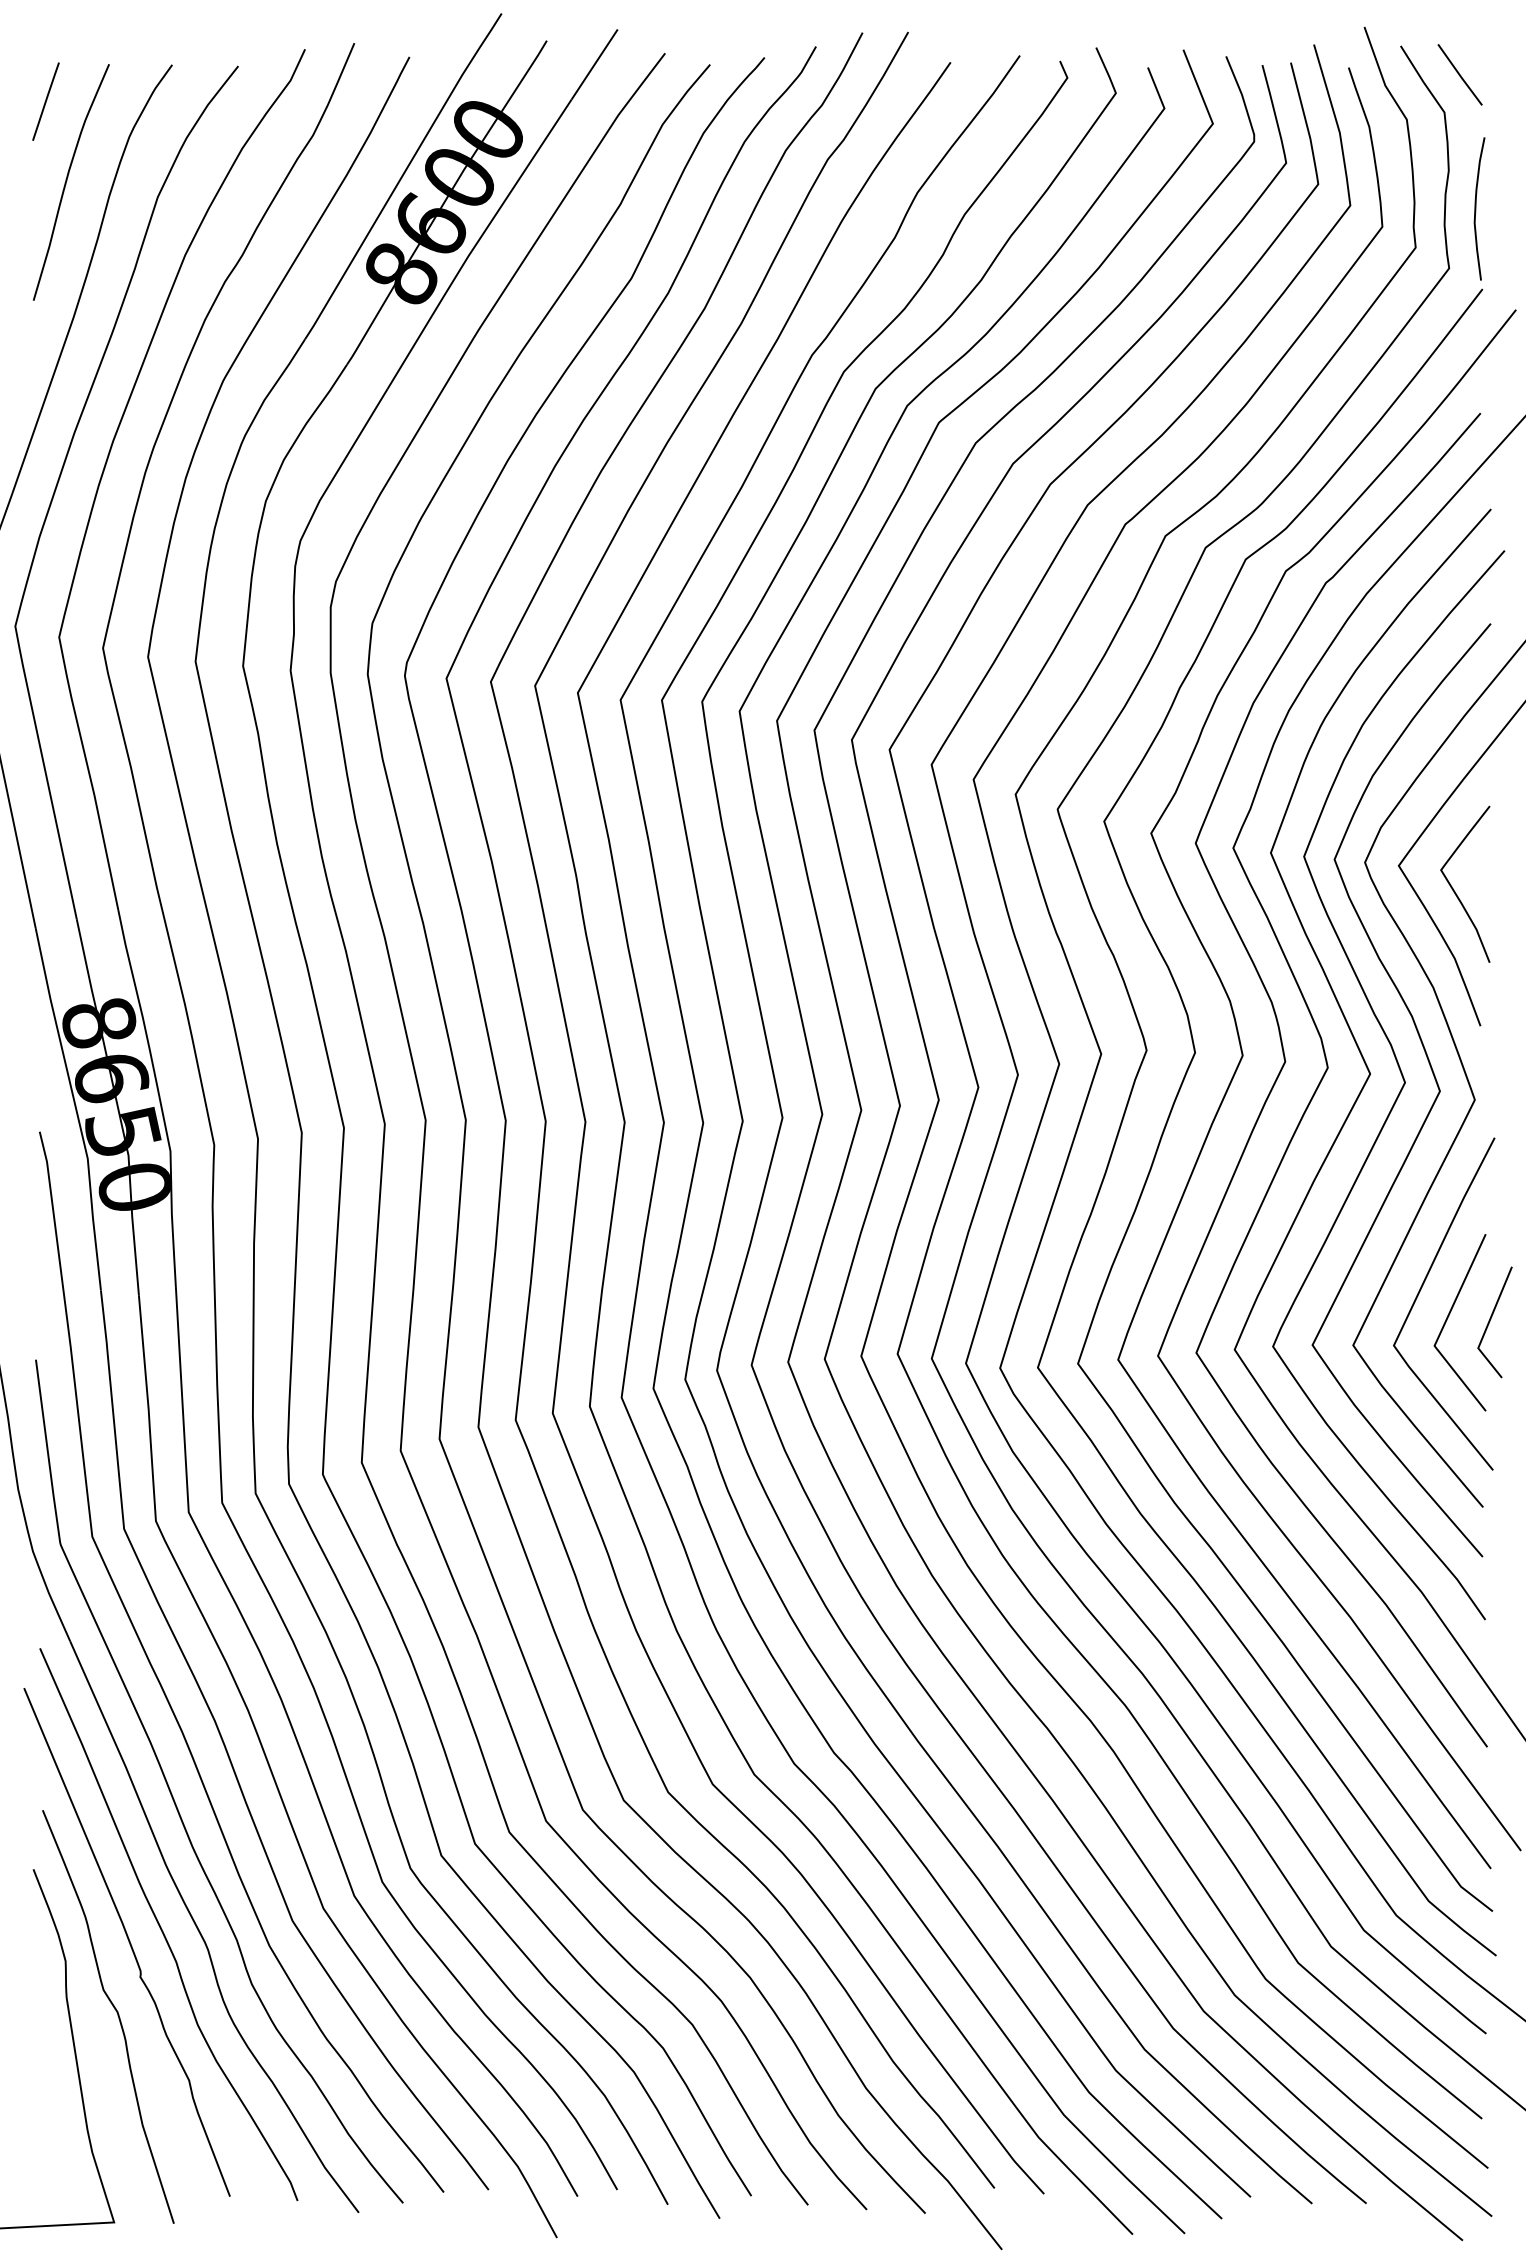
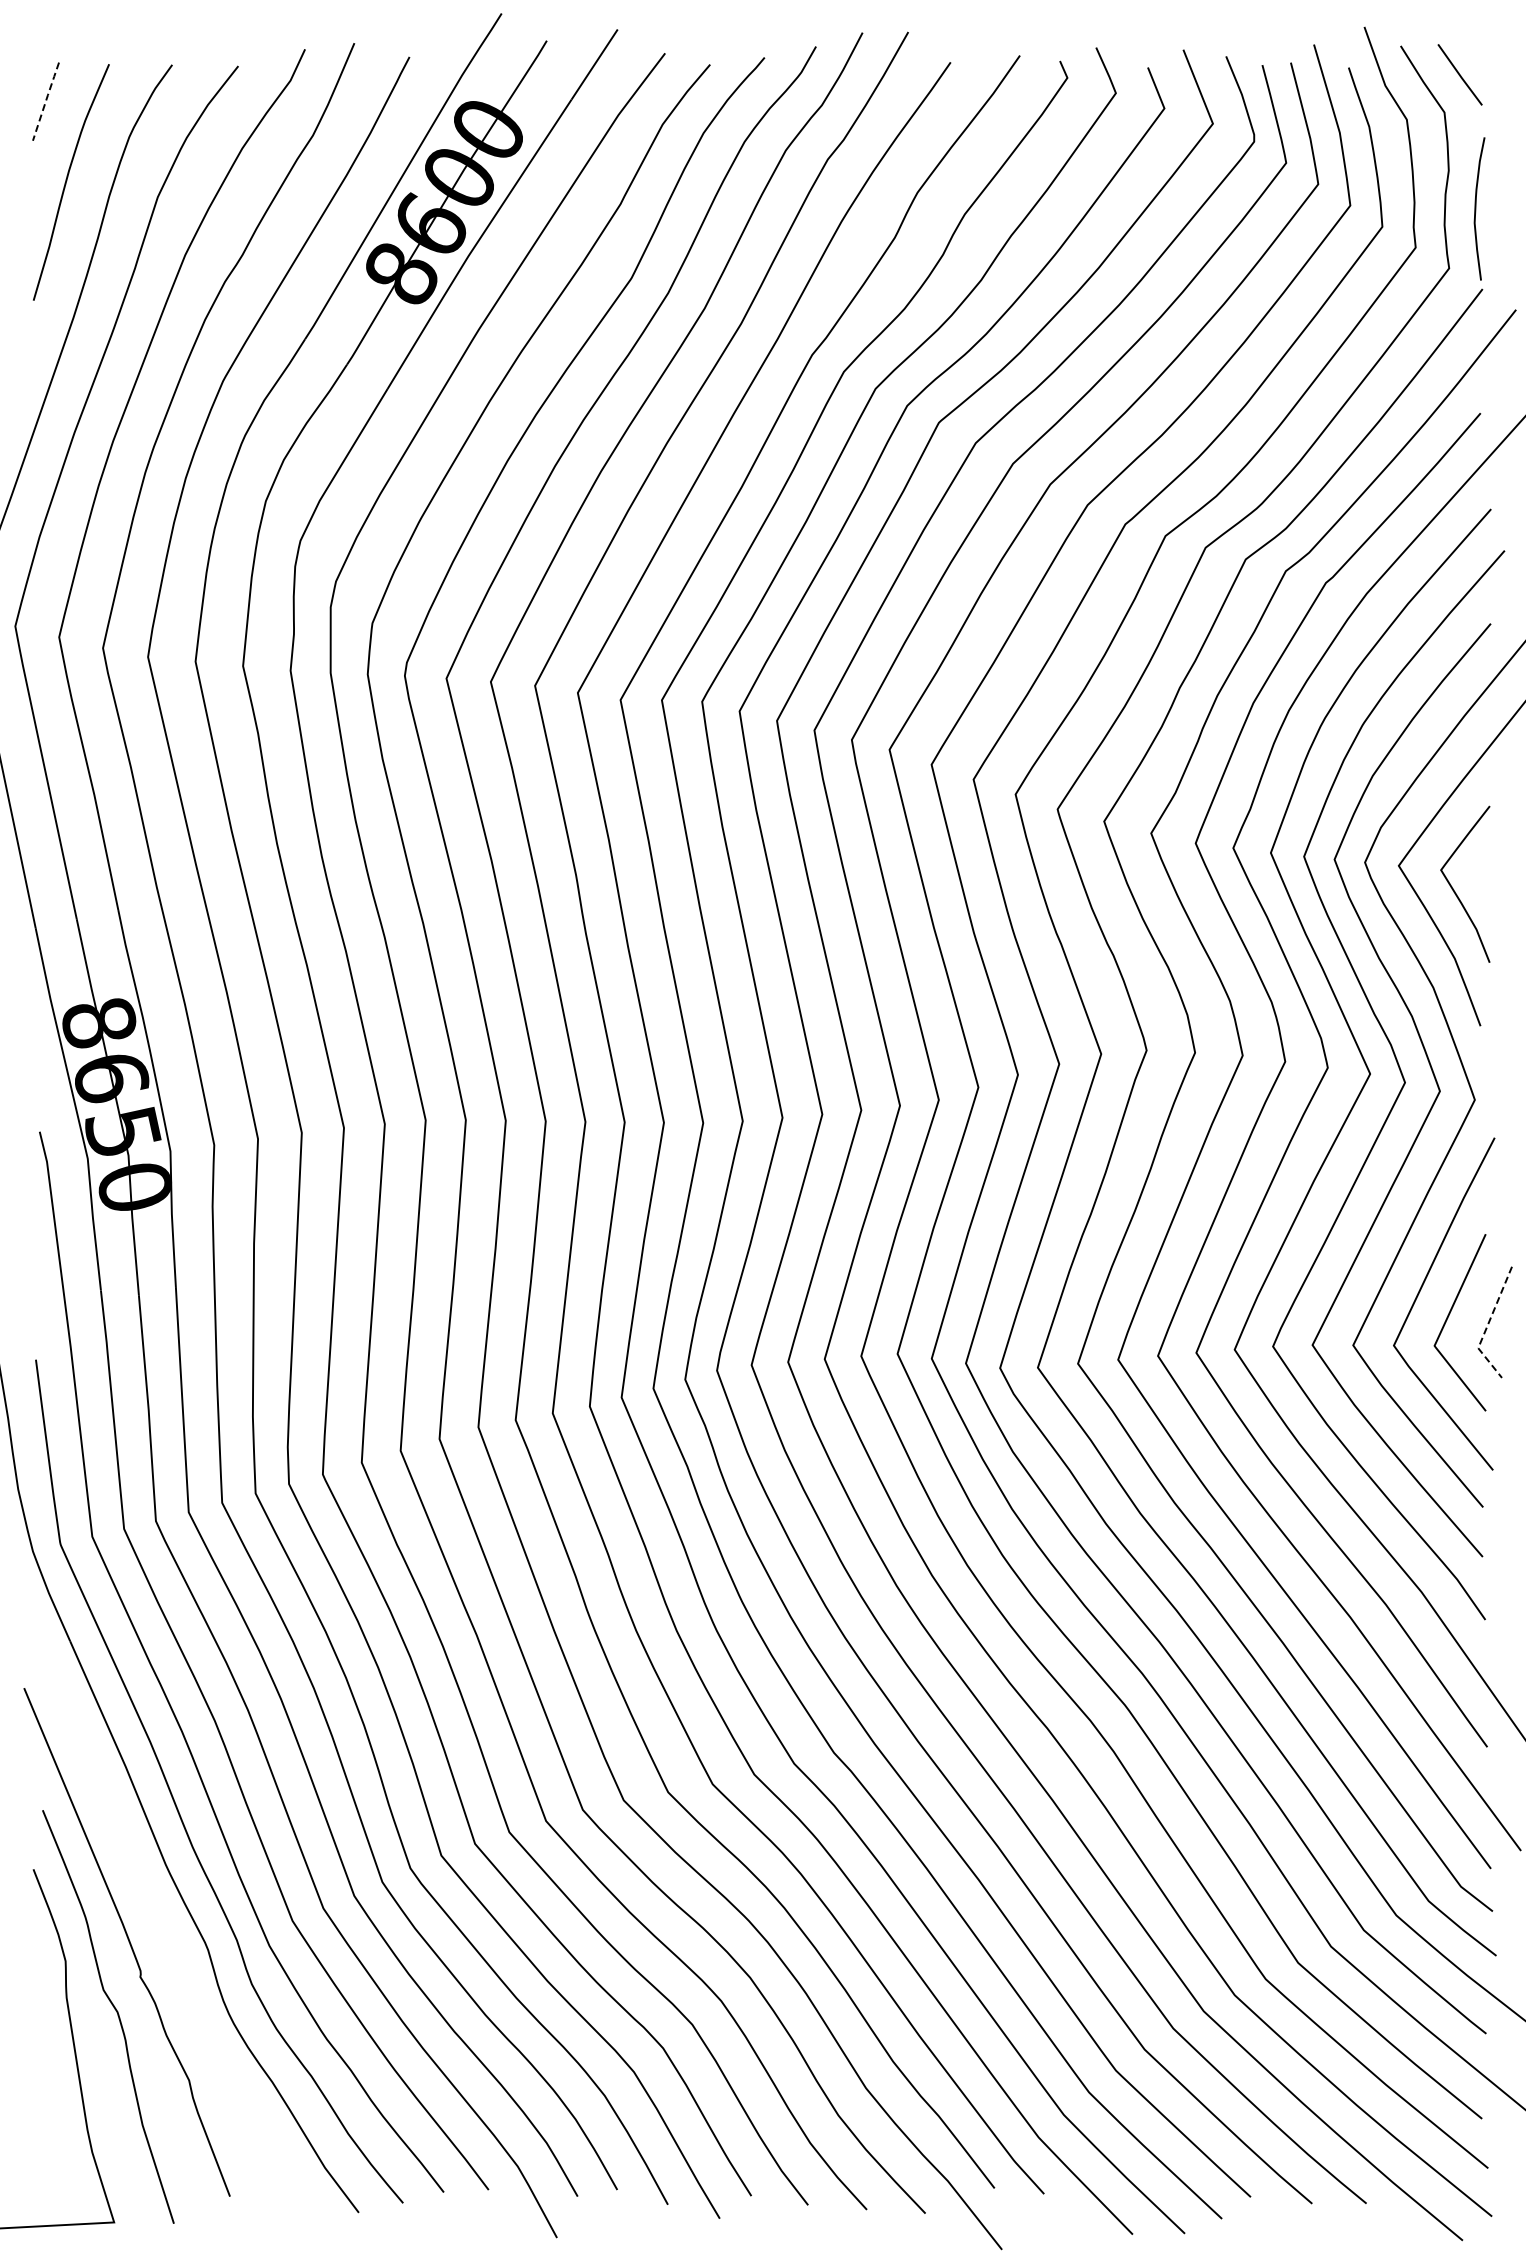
line: solid -> dashed (46, 100)
line: solid -> dashed (1487, 1326)
curve: present -> none (161, 1927)
